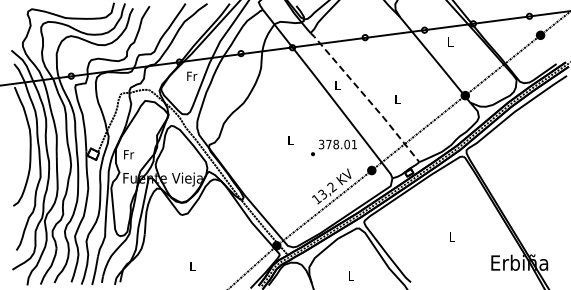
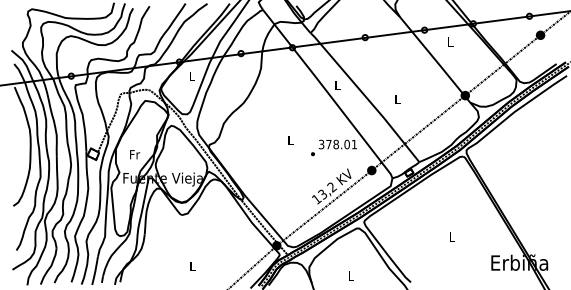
text: Fr -> L (192, 75)
line: dashed -> solid (366, 97)
text position: (129, 154) -> (135, 154) (135, 154)
